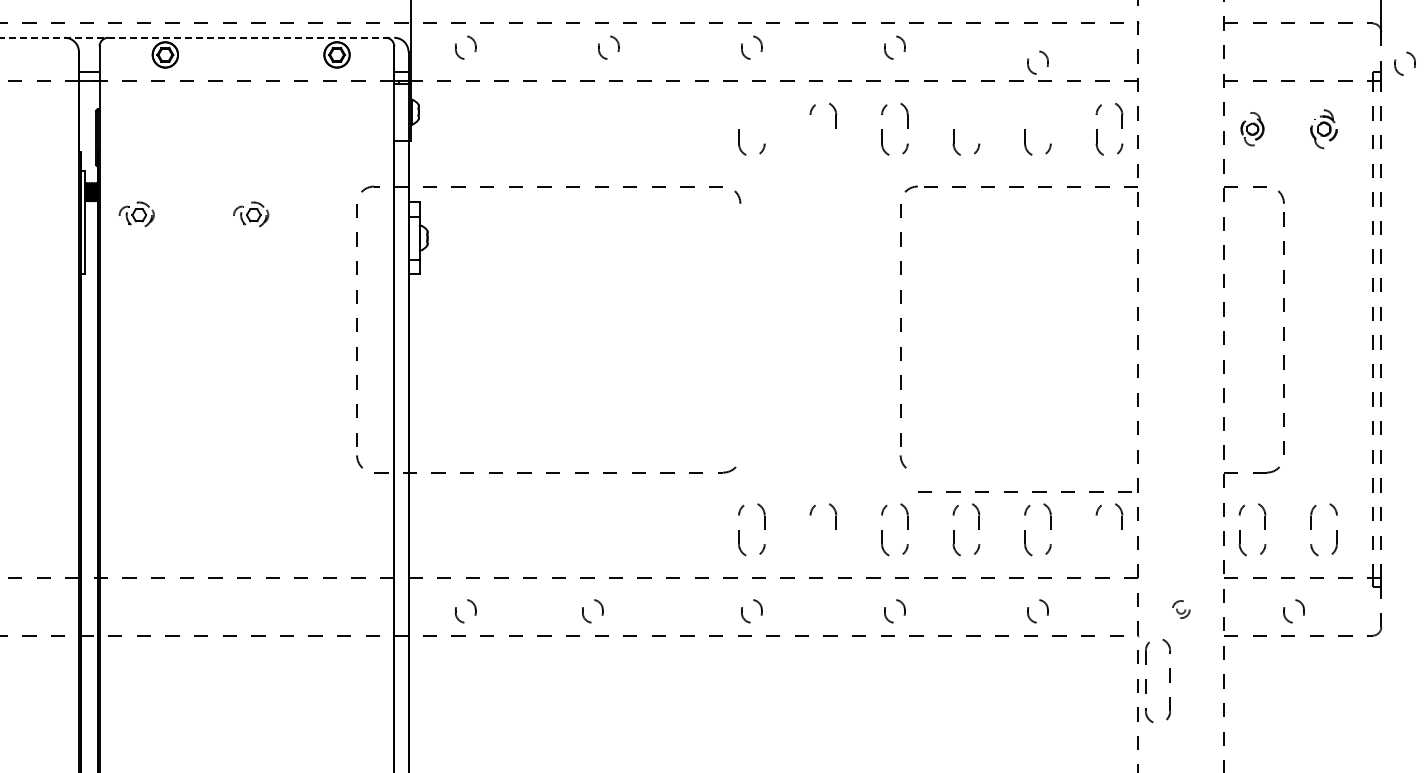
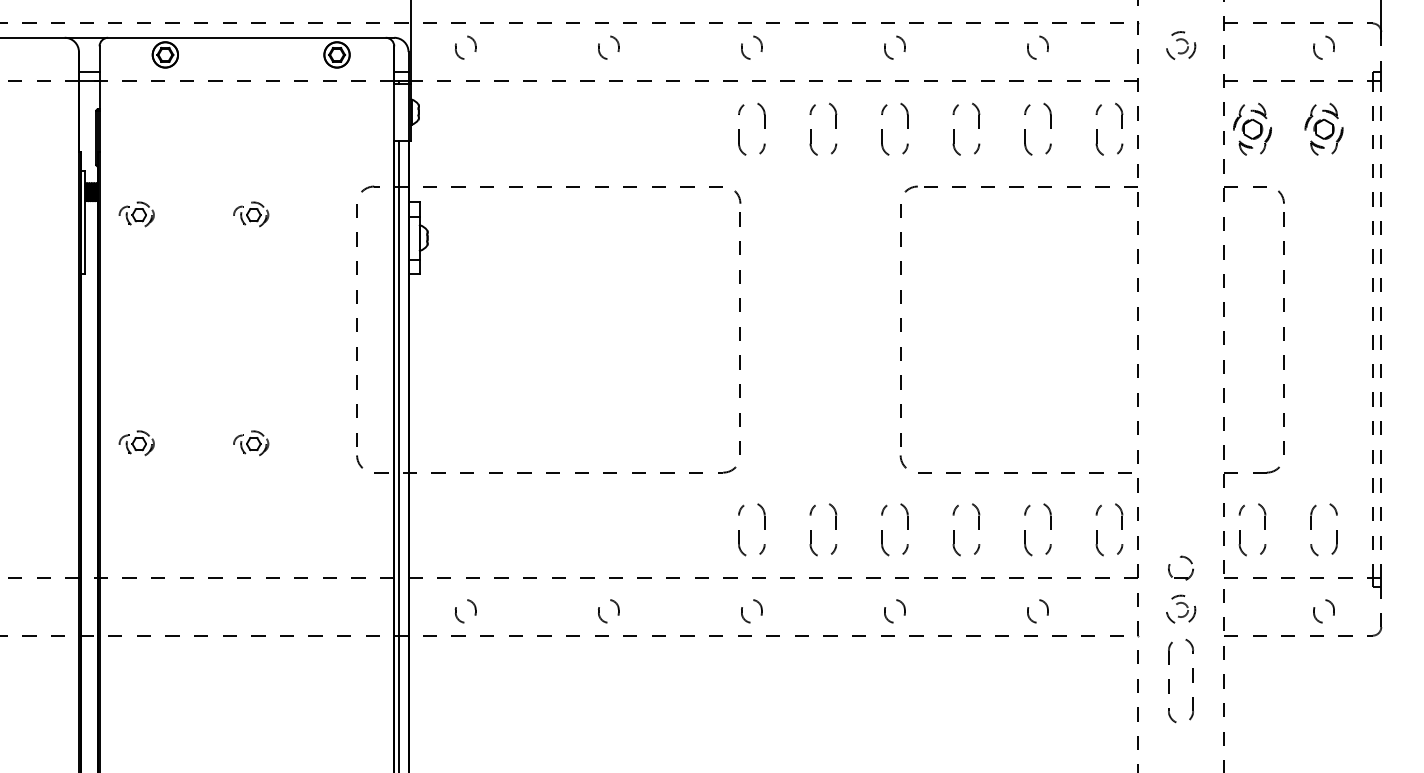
line: dashed -> solid (197, 37)
part: none -> present (1181, 45)
part position: (1029, 59) -> (1029, 44) (1029, 44)
part position: (1396, 60) -> (1315, 44) (1315, 44)
part: none -> present (977, 111)
part: none -> present (740, 112)
part: none -> present (1026, 113)
part size: 25x35 px -> 39x54 px (1252, 128)
part size: 28x41 px -> 40x54 px (1323, 128)
part: none -> present (811, 142)
line: none -> present (739, 333)
part: none -> present (136, 443)
part: none -> present (251, 443)
line: none -> present (398, 454)
line position: (1017, 491) -> (1017, 472) (1017, 472)
part: none -> present (1097, 543)
part: none -> present (834, 547)
part: none -> present (1184, 558)
part position: (1285, 608) -> (1315, 608) (1315, 608)
part size: 19x19 px -> 31x30 px (1181, 608)
part position: (584, 615) -> (600, 615) (600, 615)
part position: (1146, 681) -> (1169, 681) (1169, 681)
